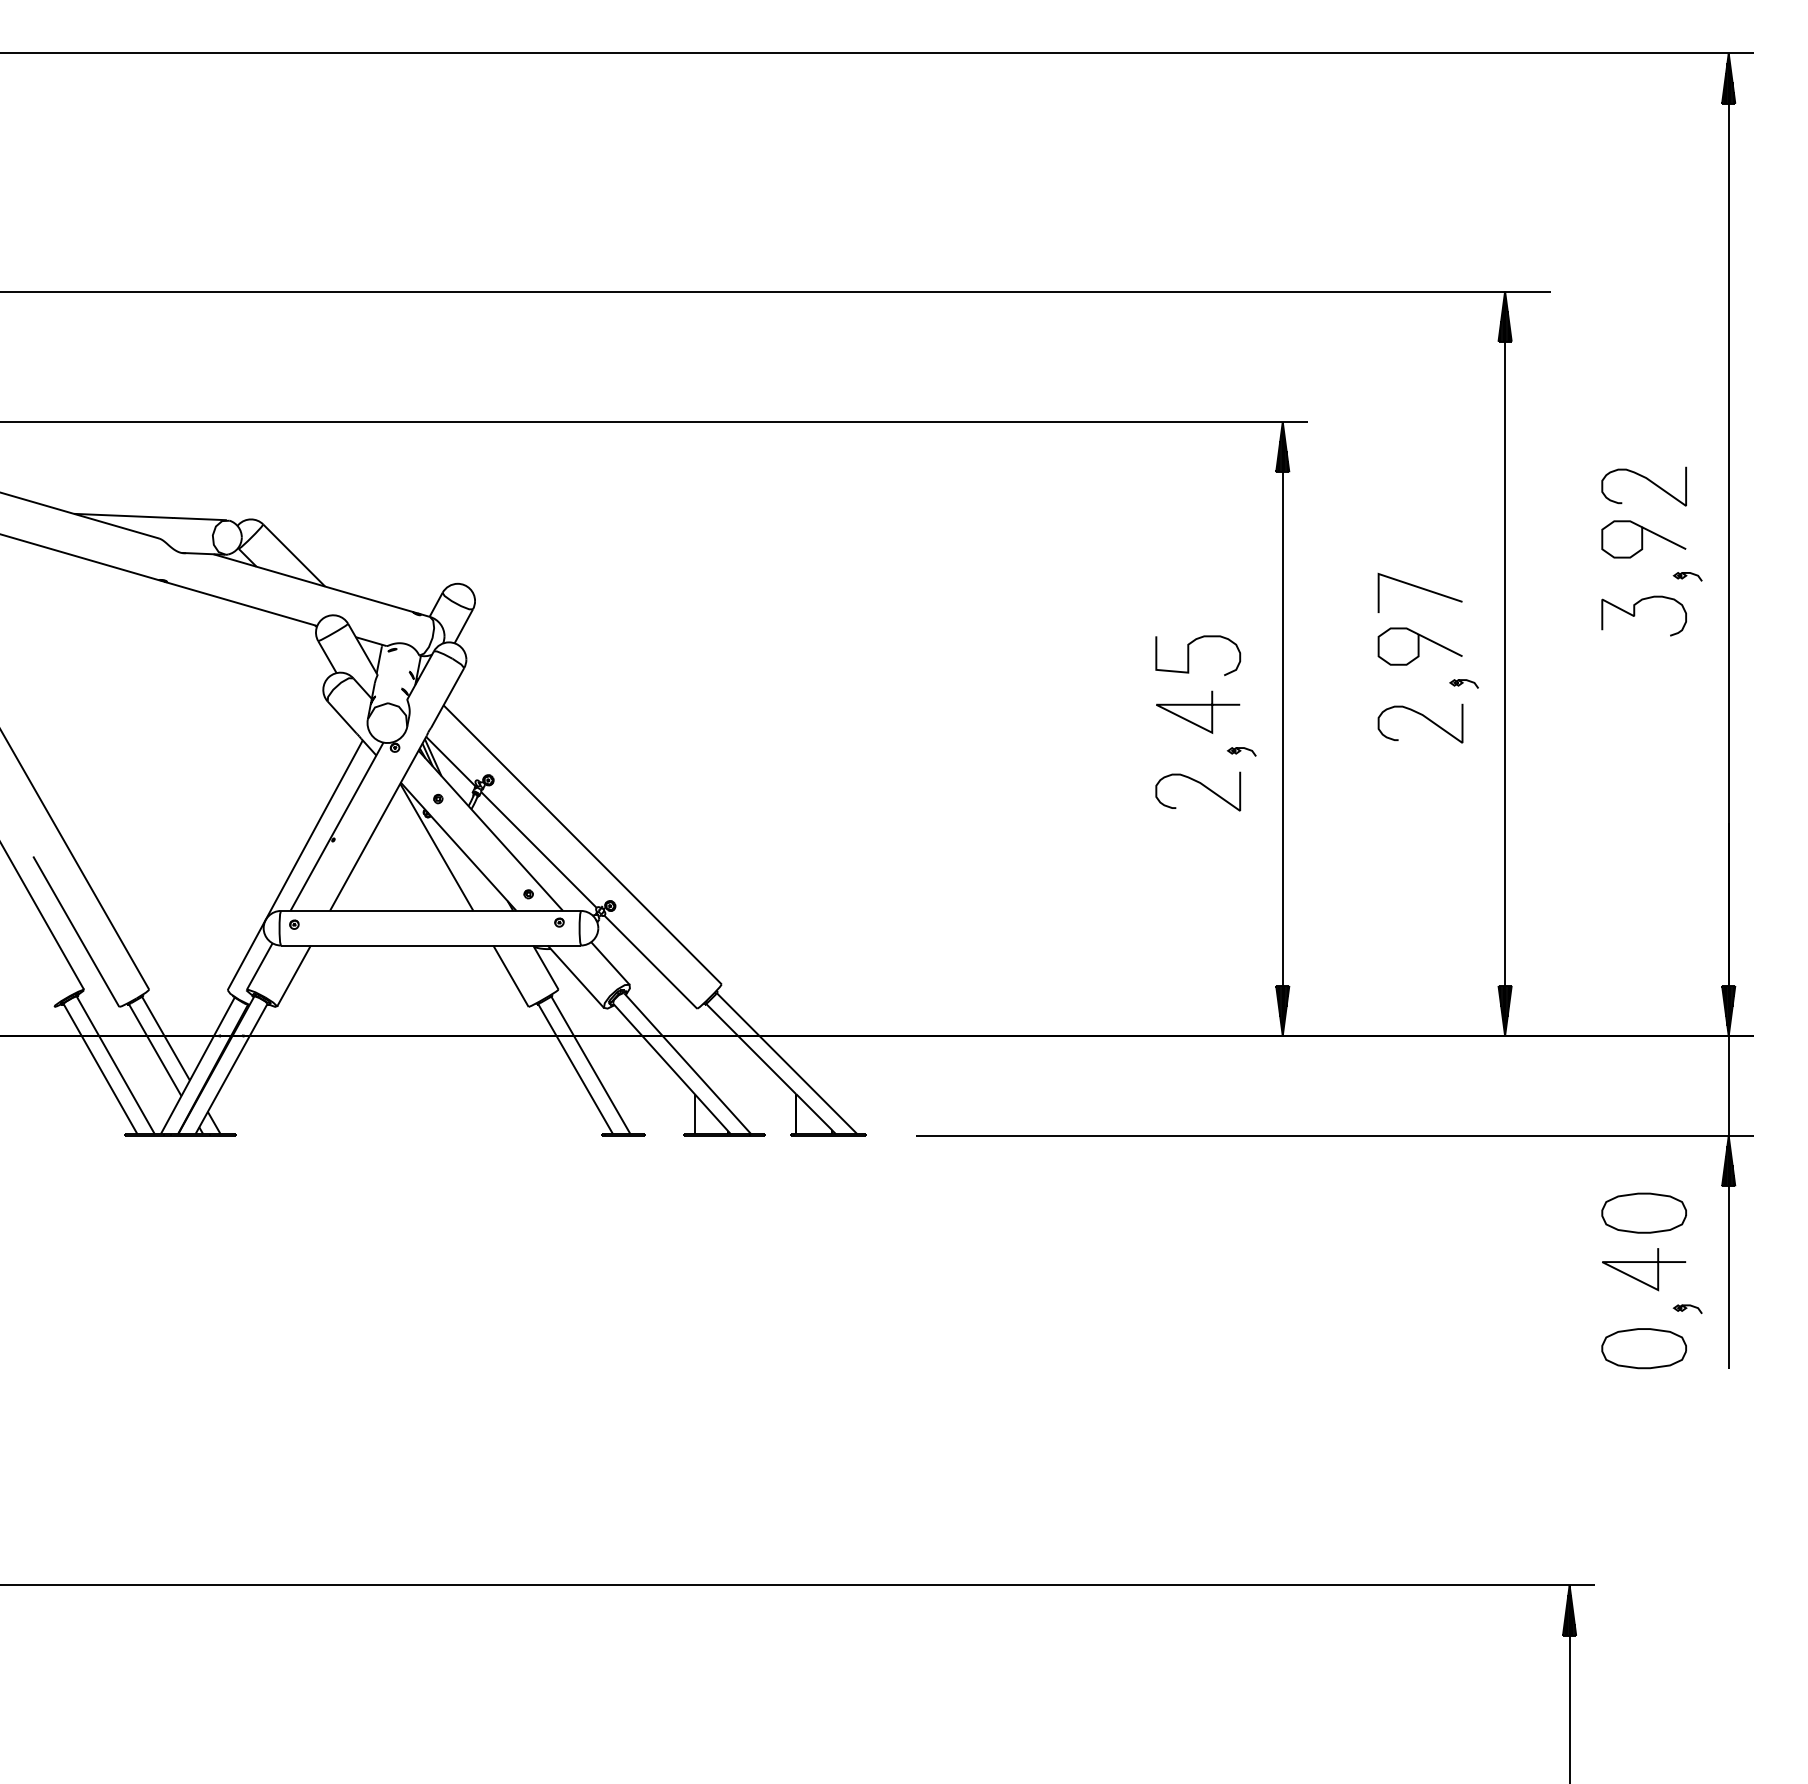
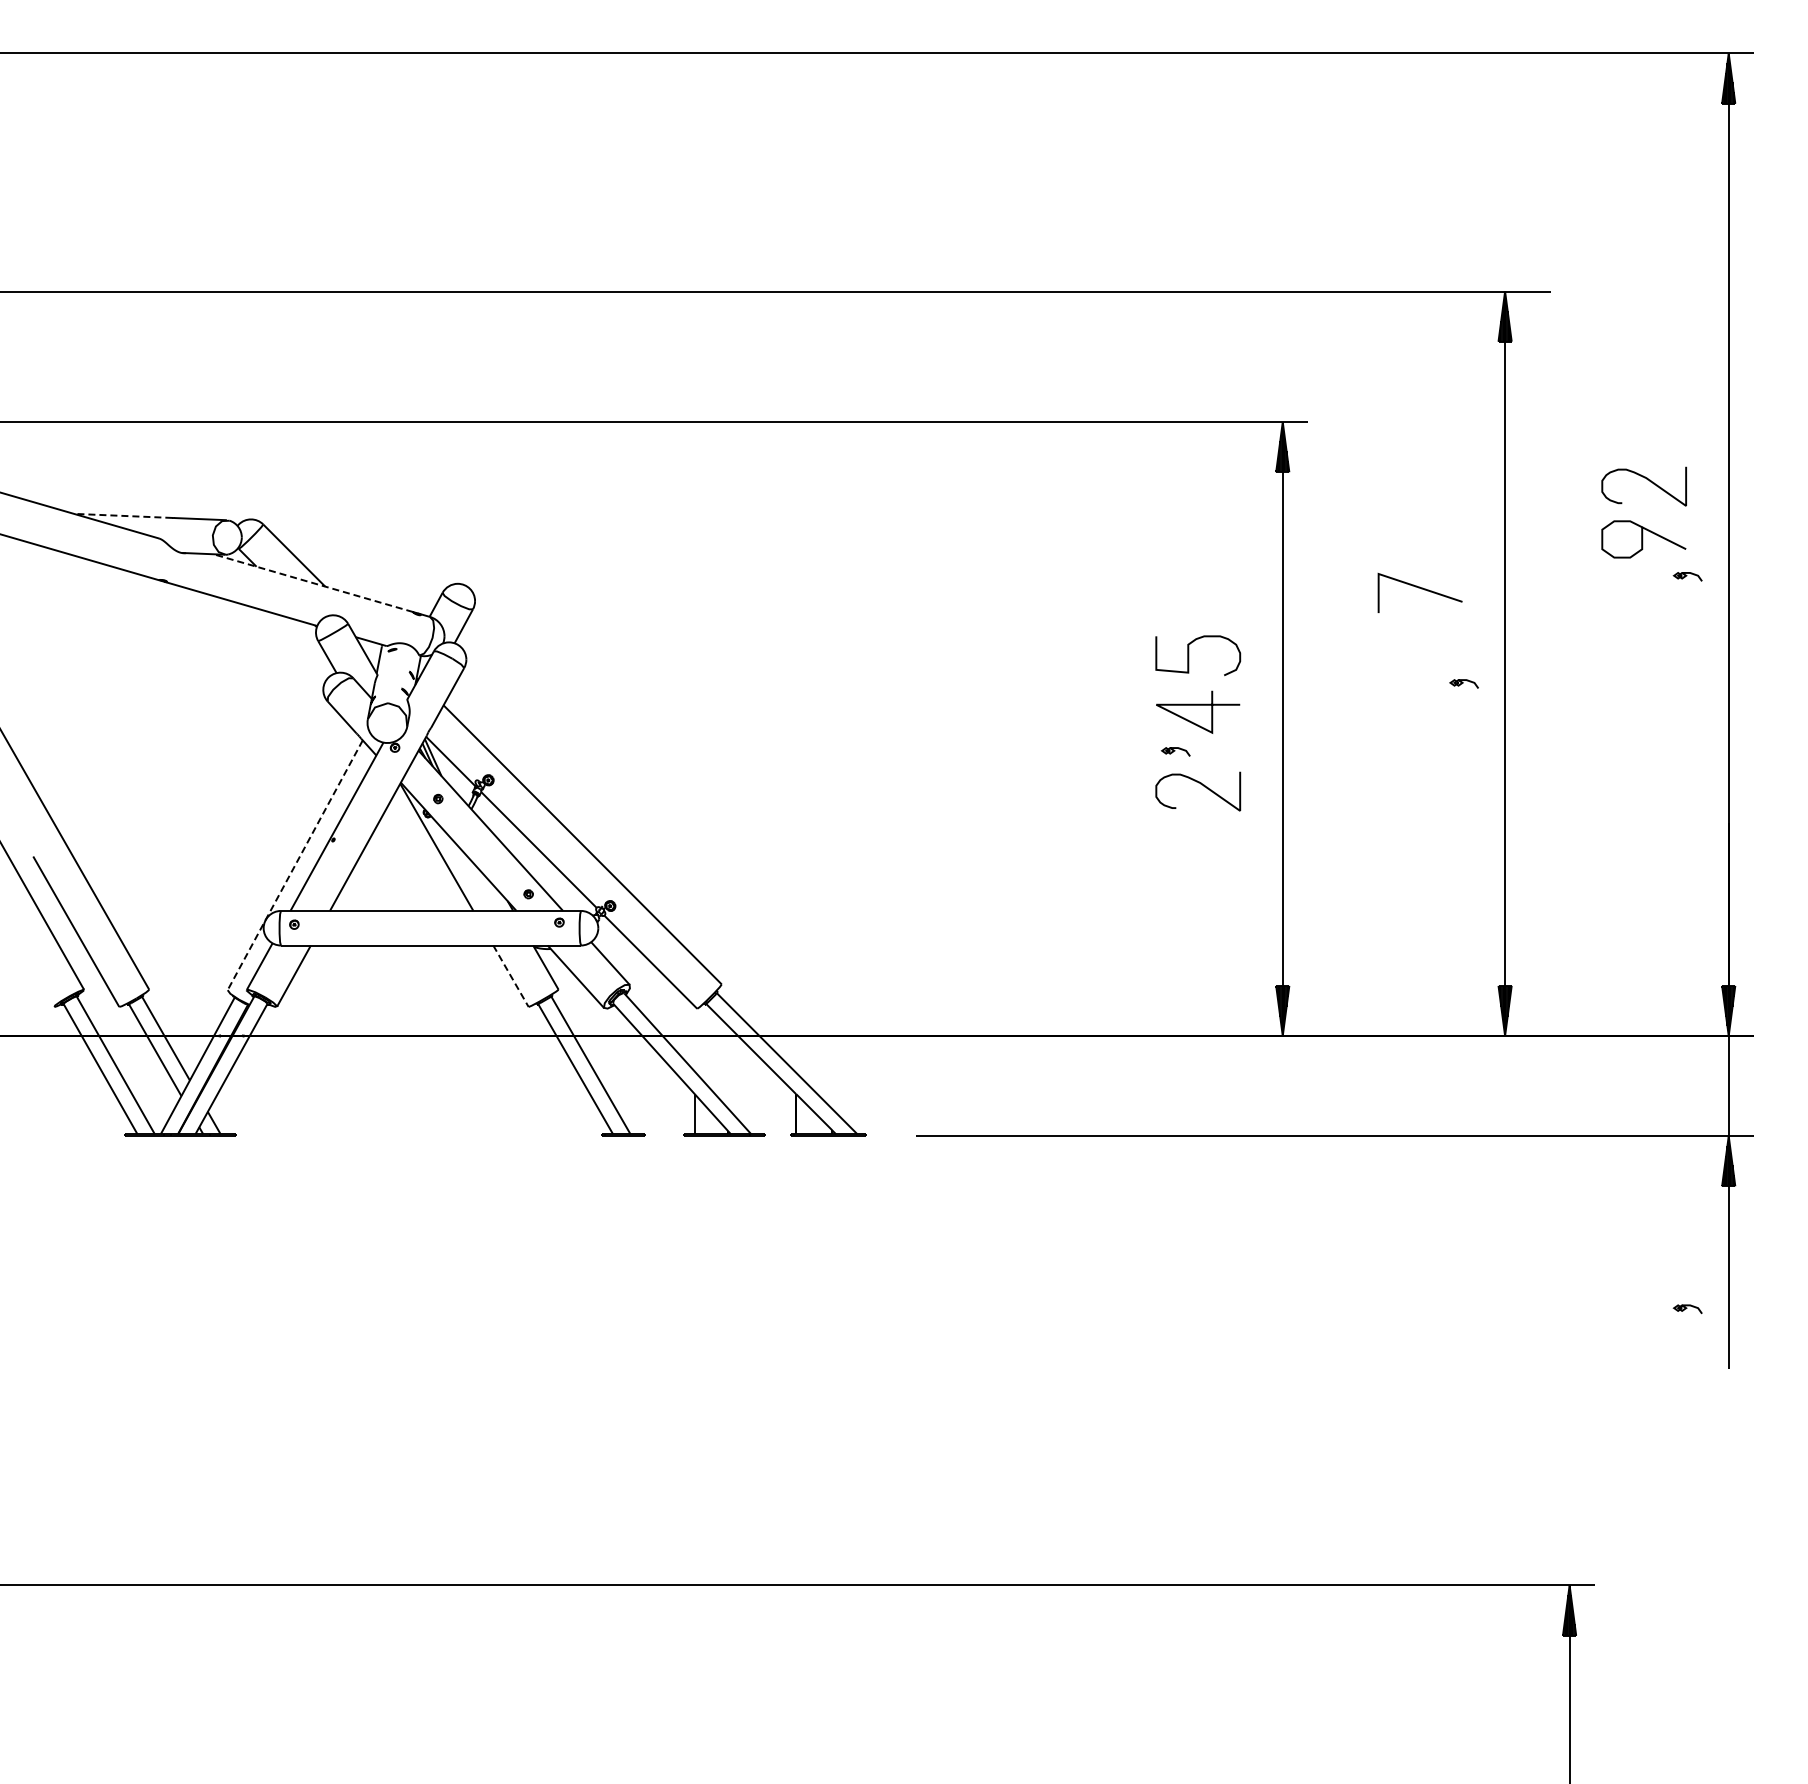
line: solid -> dashed (122, 515)
line: solid -> dashed (313, 583)
curve: present -> none (1635, 615)
curve: present -> none (1419, 646)
curve: present -> none (1425, 718)
part position: (1241, 751) -> (1175, 751) (1175, 751)
line: solid -> dashed (295, 865)
line: solid -> dashed (511, 976)
part: present -> none (1643, 1212)
line: present -> none (1644, 1262)
part: present -> none (1643, 1348)
